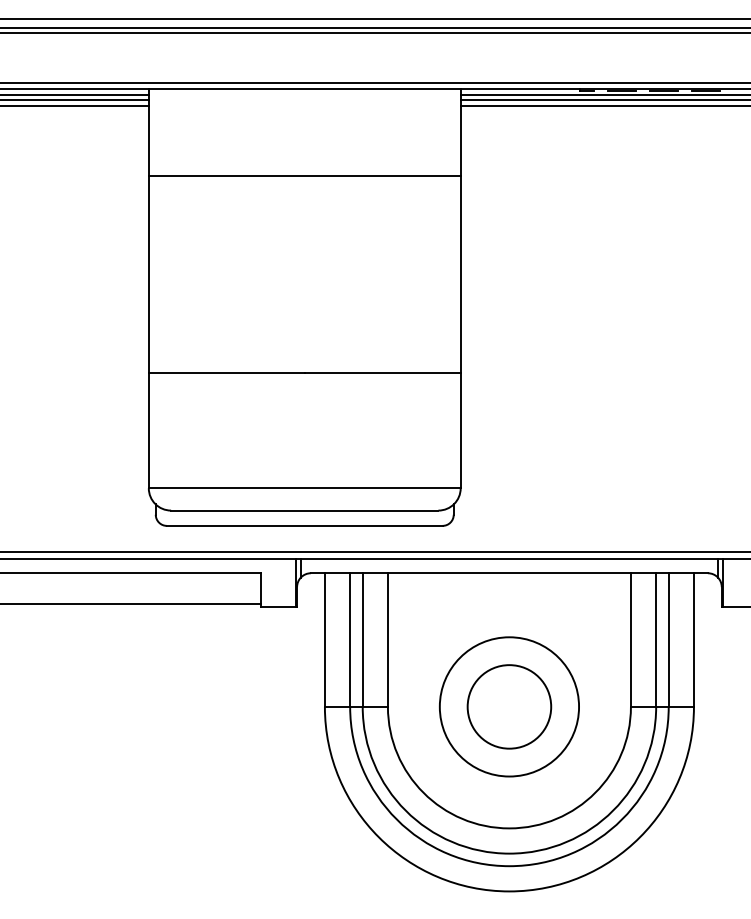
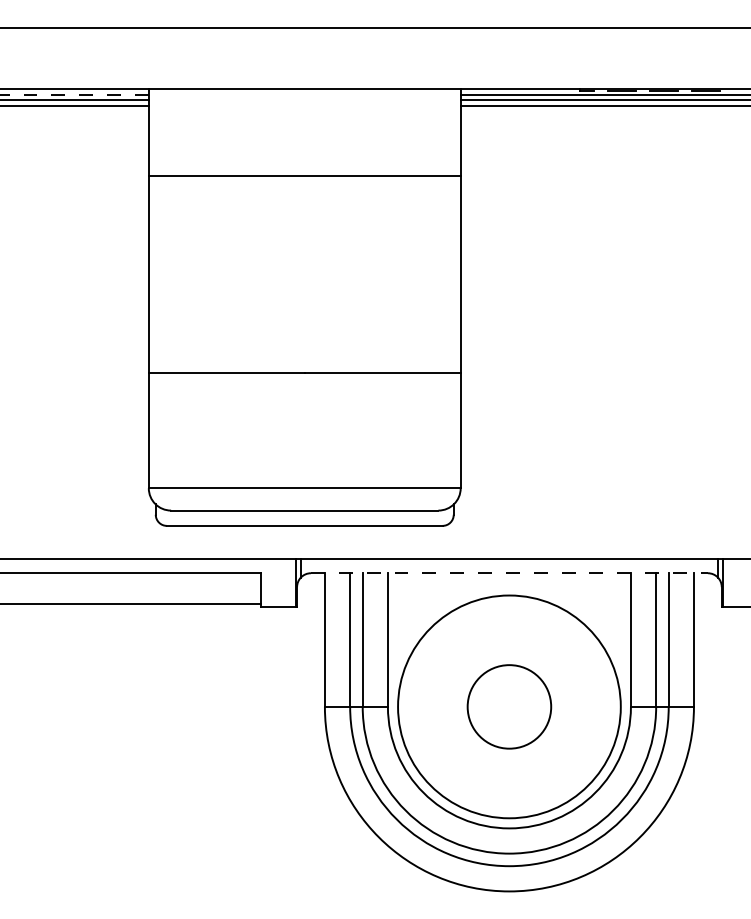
line: present -> none (374, 19)
line: present -> none (374, 33)
line: present -> none (374, 82)
line: solid -> dashed (74, 94)
line: present -> none (374, 551)
line: solid -> dashed (509, 573)
circle diameter: 139 px -> 223 px (509, 706)
